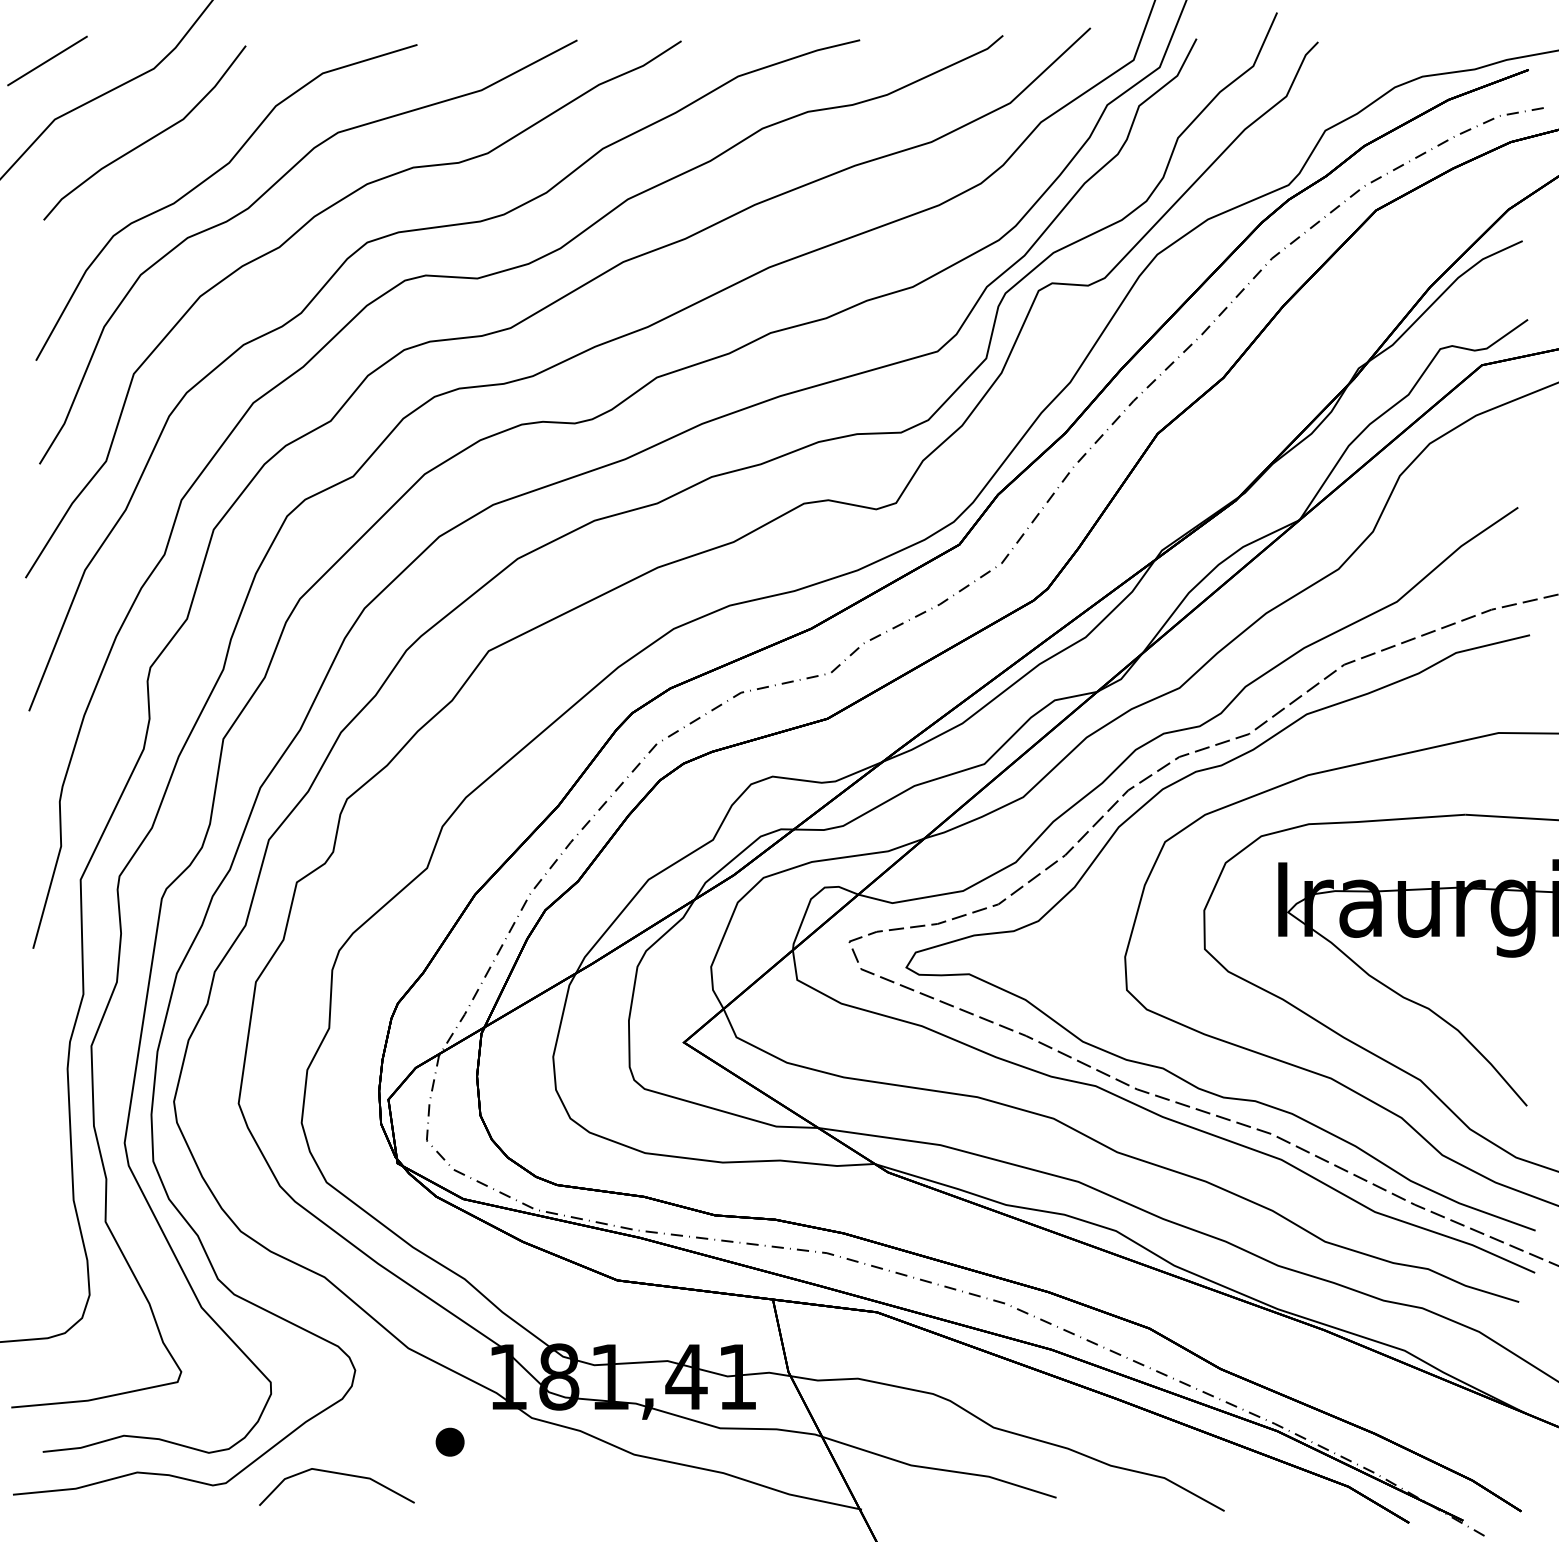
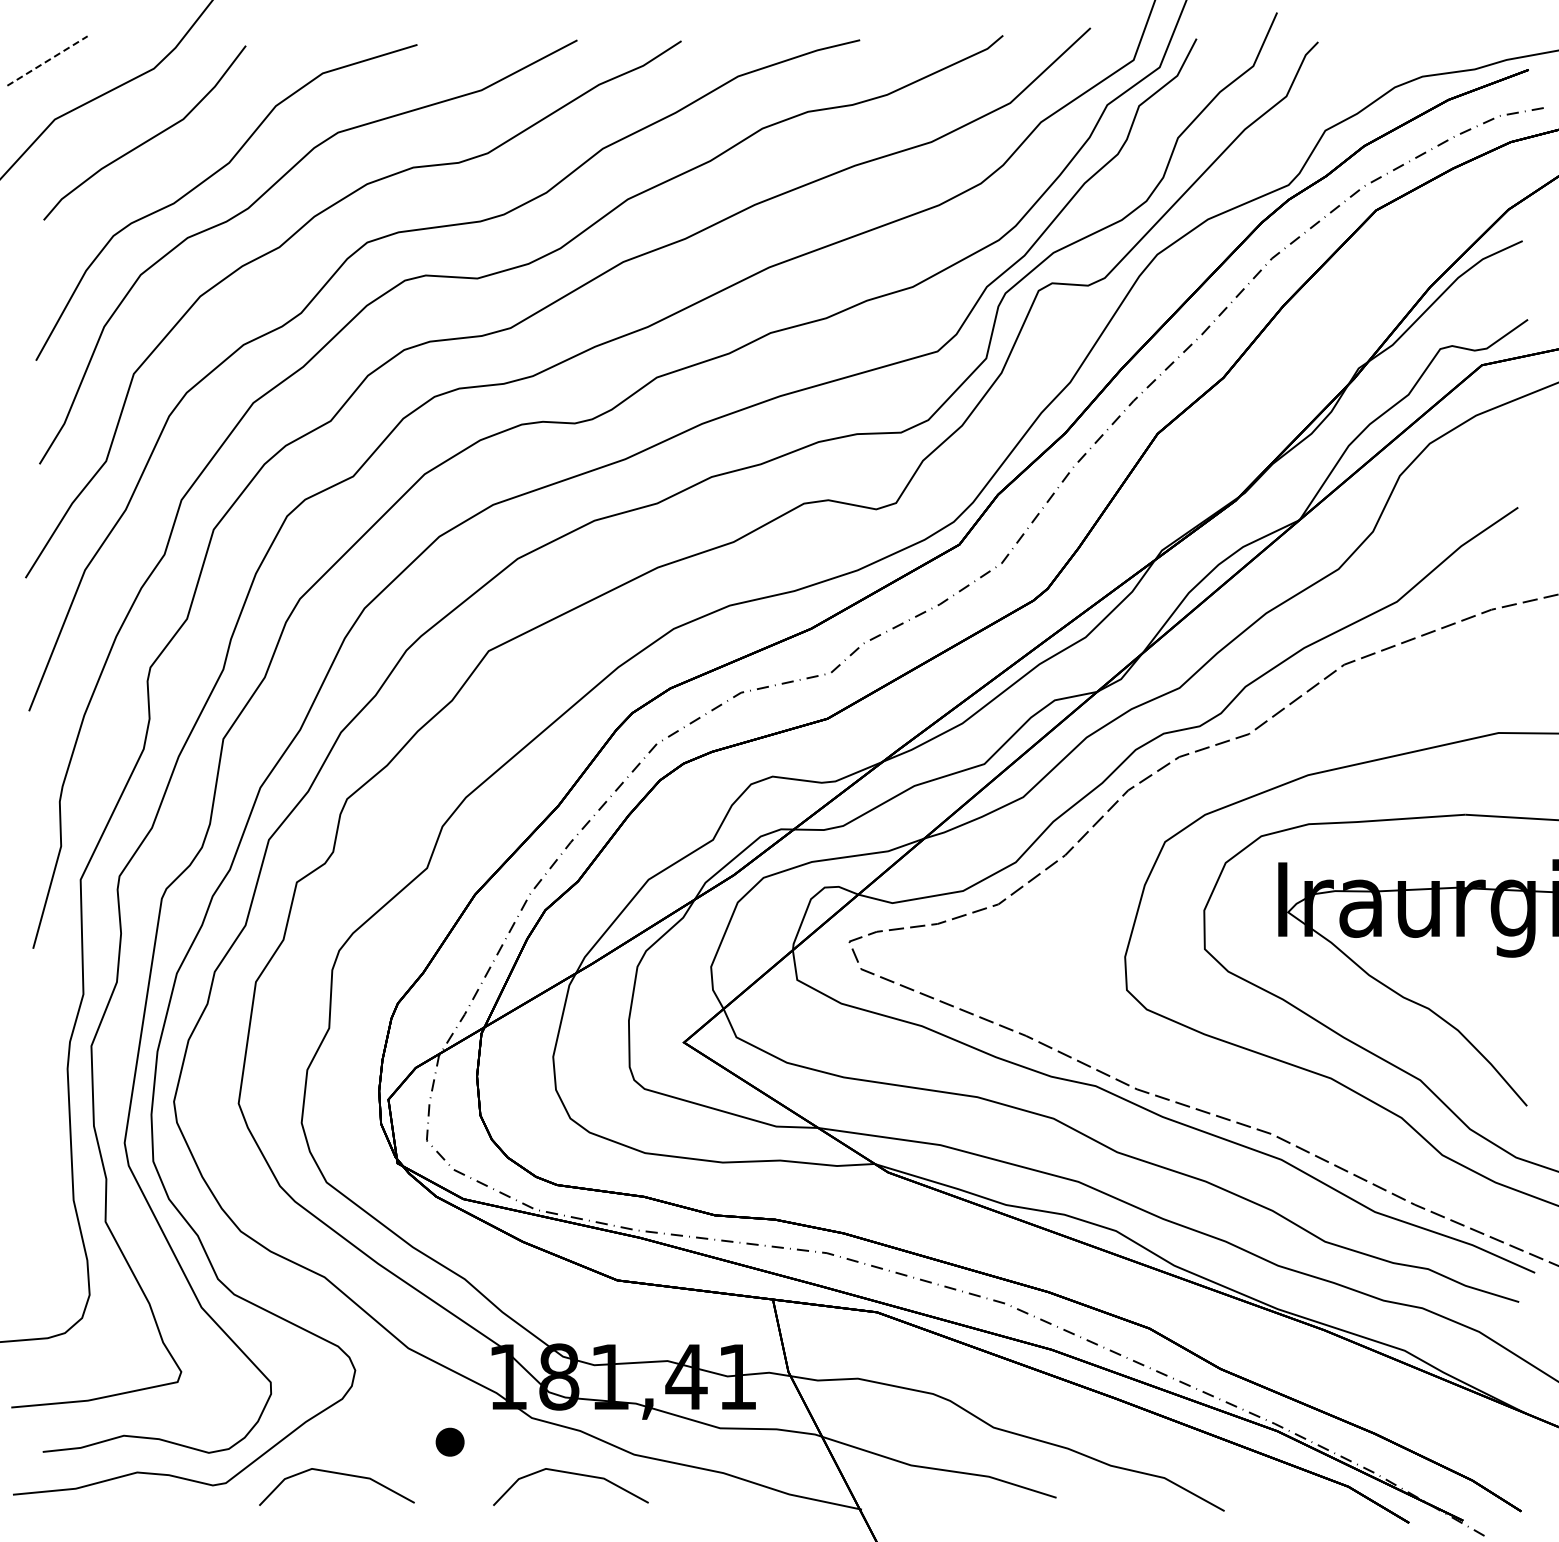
line: solid -> dashed (47, 60)
curve: present -> none (1102, 851)
line: none -> present (571, 1474)
